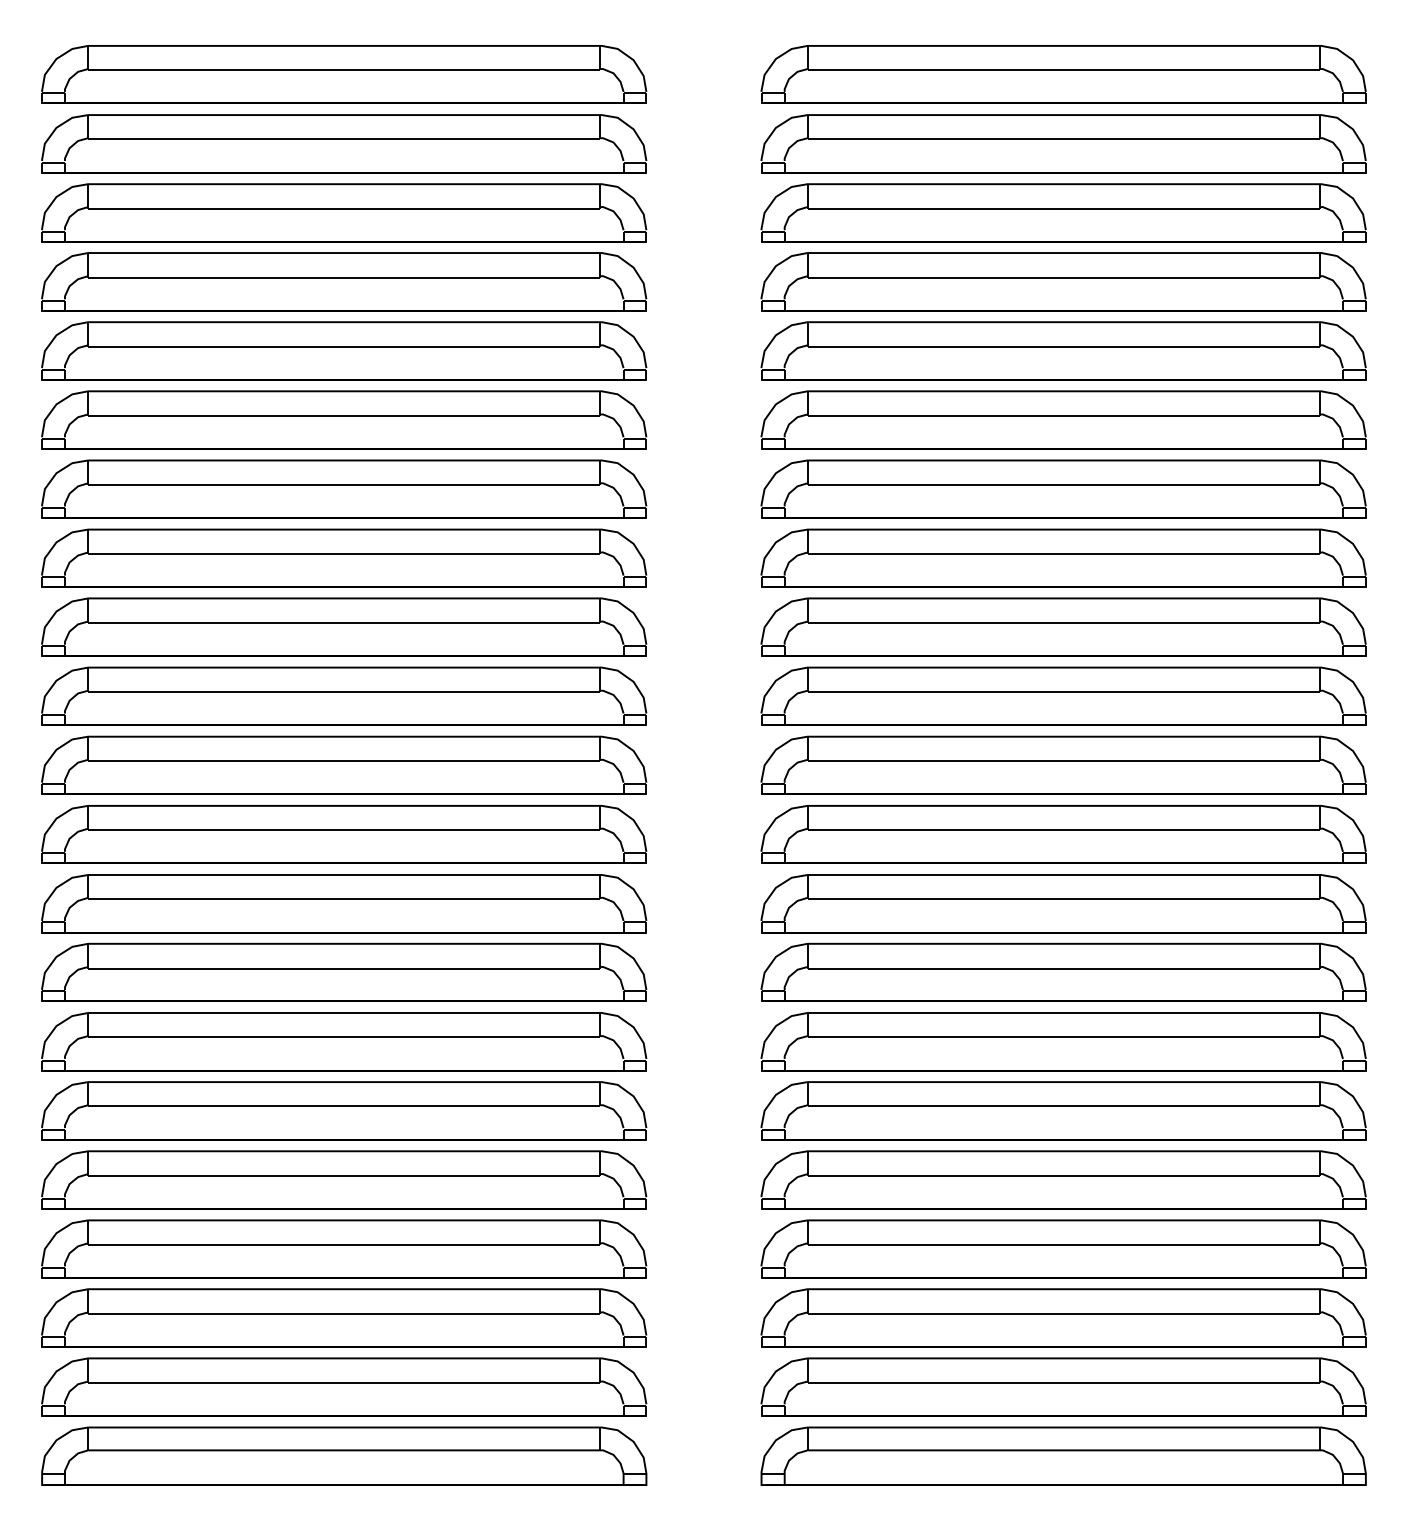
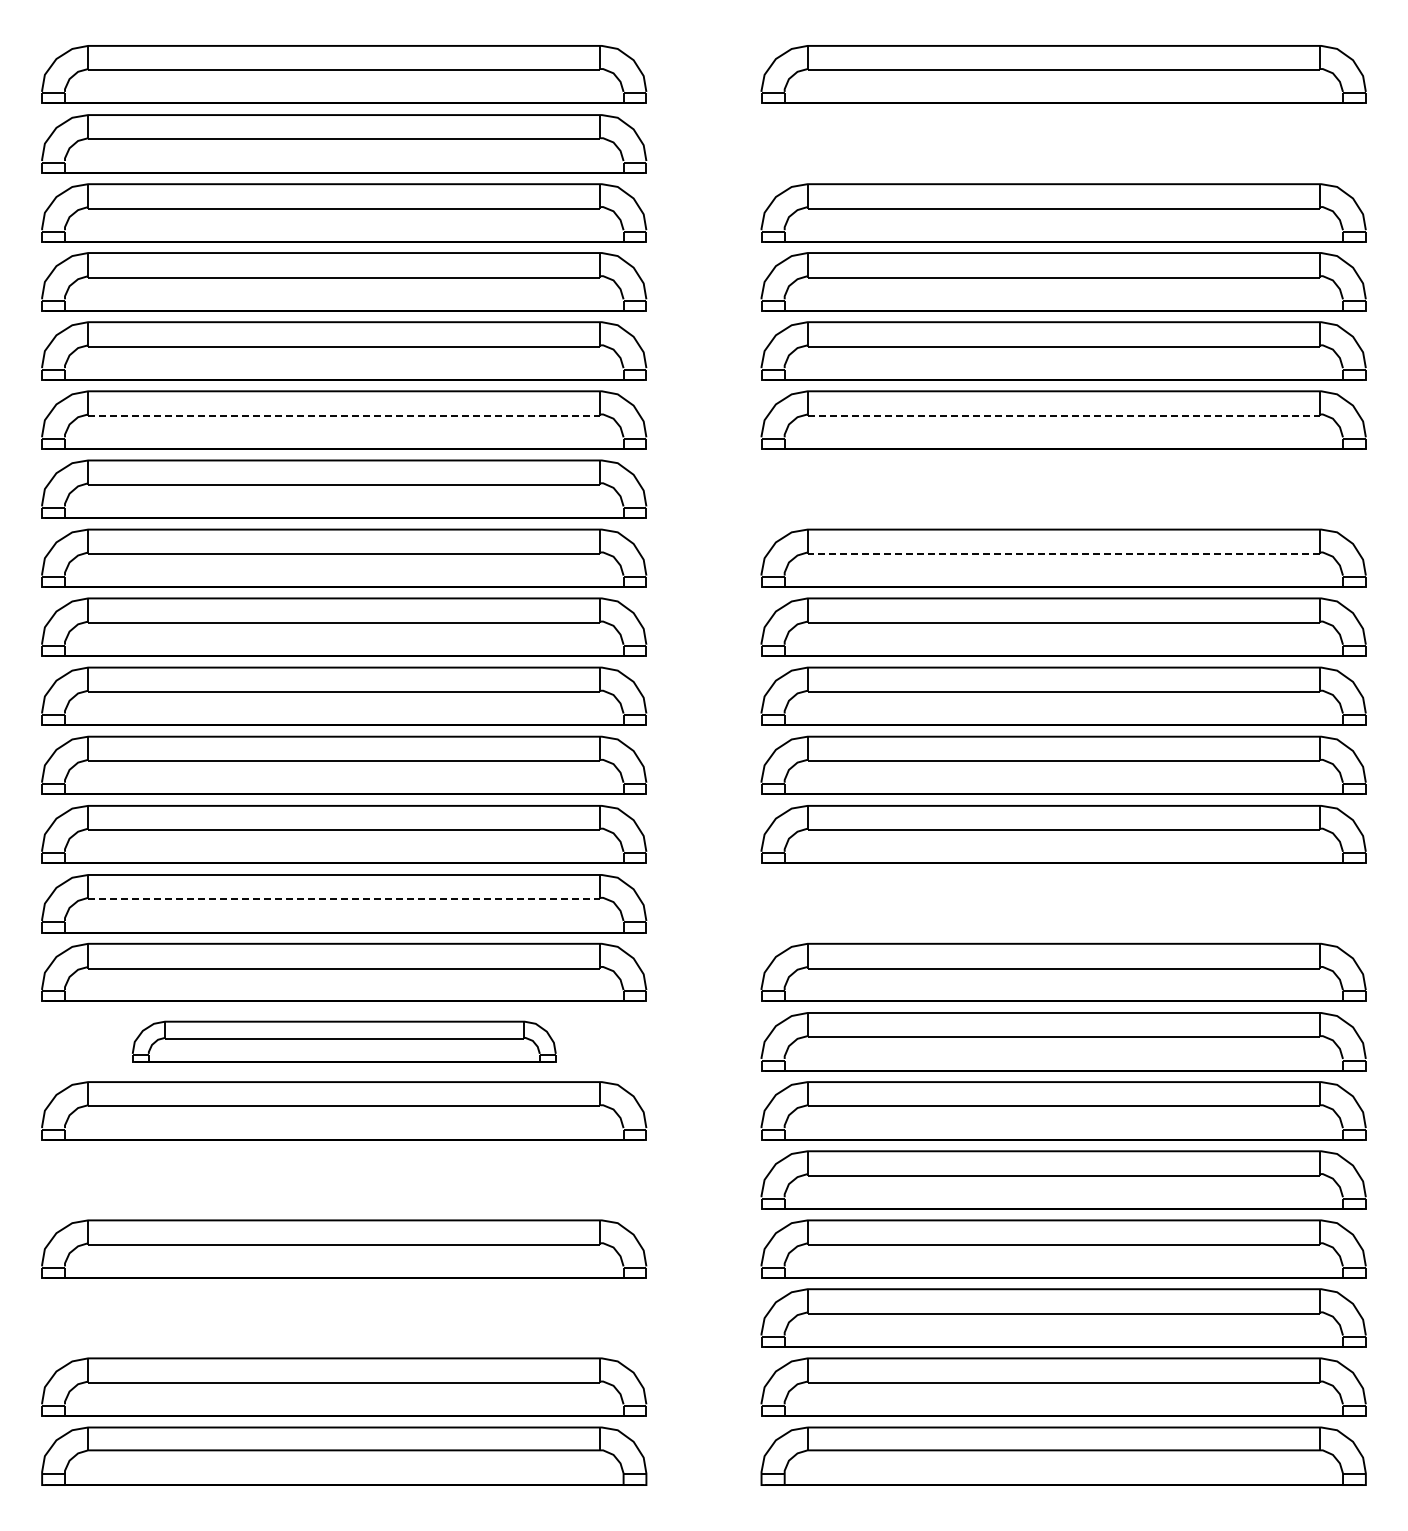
part: present -> none (1063, 143)
line: solid -> dashed (344, 415)
line: solid -> dashed (1064, 415)
part: present -> none (1063, 488)
line: solid -> dashed (1063, 553)
line: solid -> dashed (344, 899)
part: present -> none (1063, 903)
part size: 607x60 px -> 425x43 px (344, 1041)
part: present -> none (344, 1179)
part: present -> none (344, 1317)
